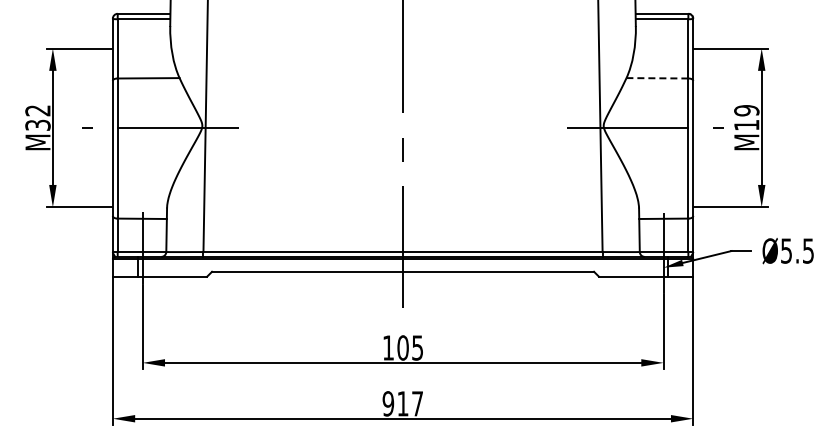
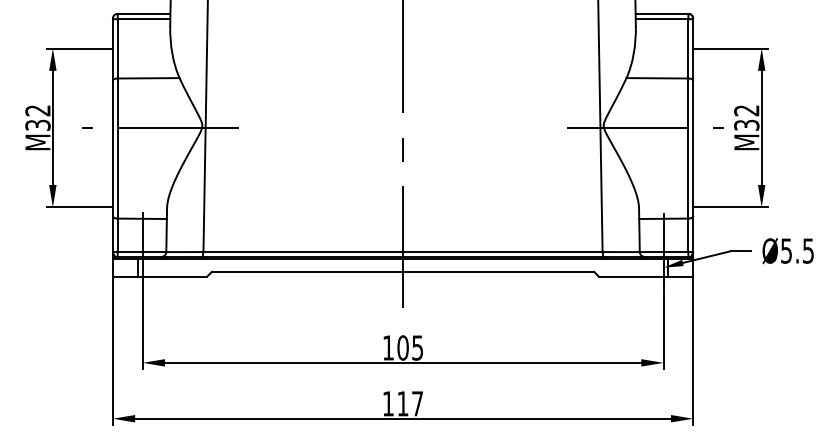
line: dashed -> solid (657, 78)
text: M19 -> M32 (746, 117)
text: 917 -> 117 (388, 403)
